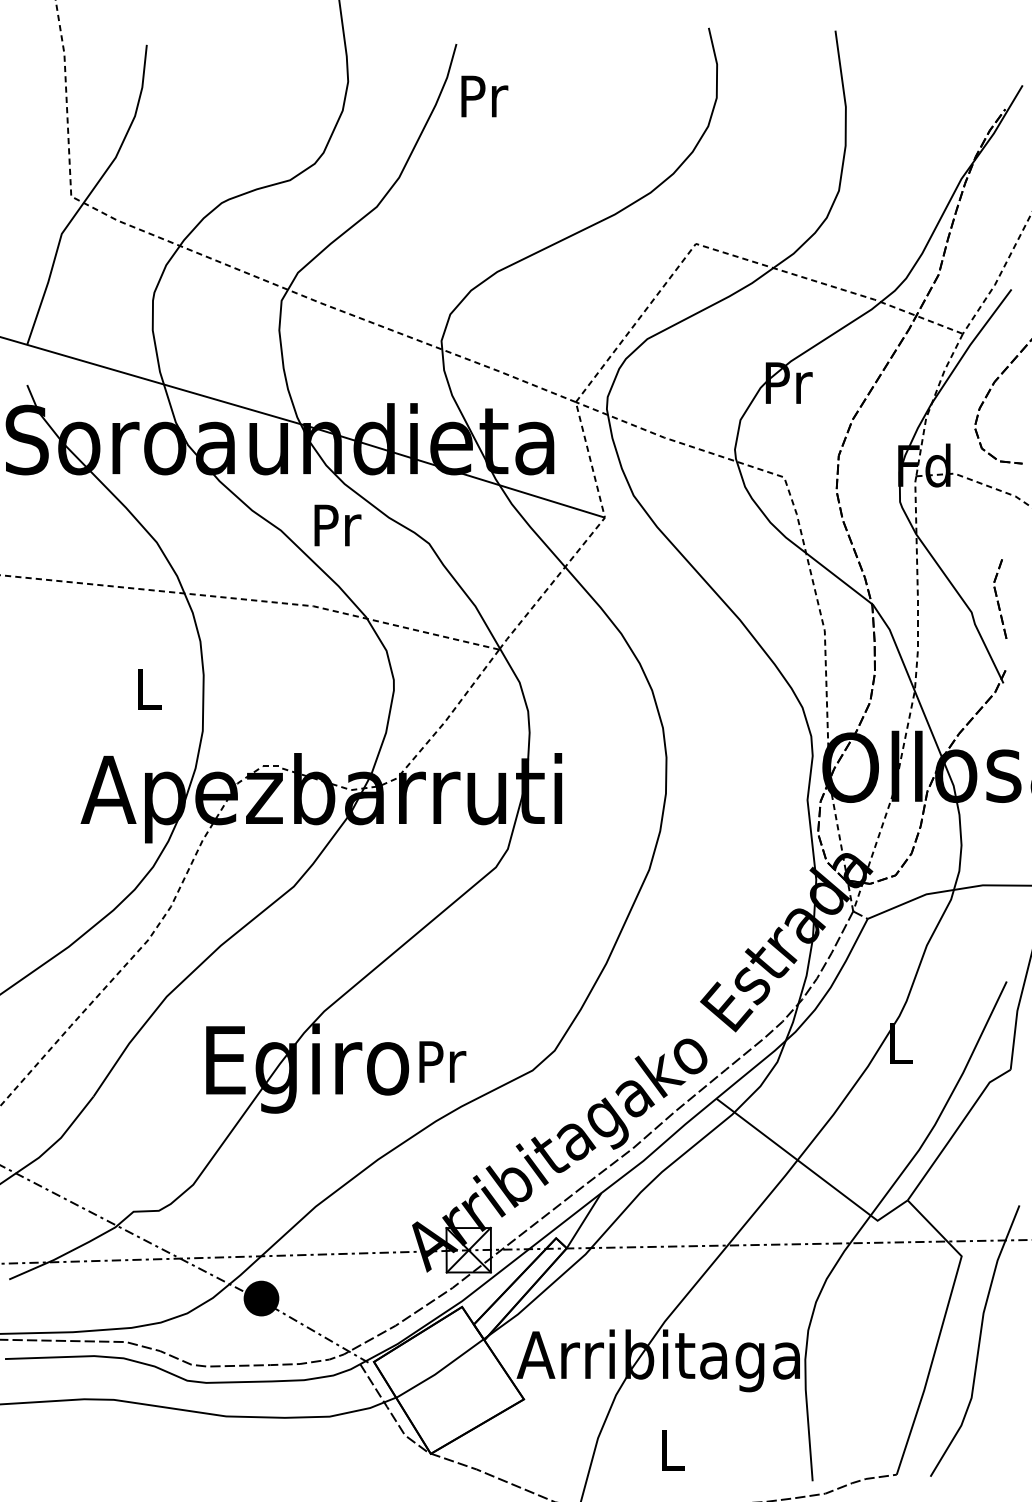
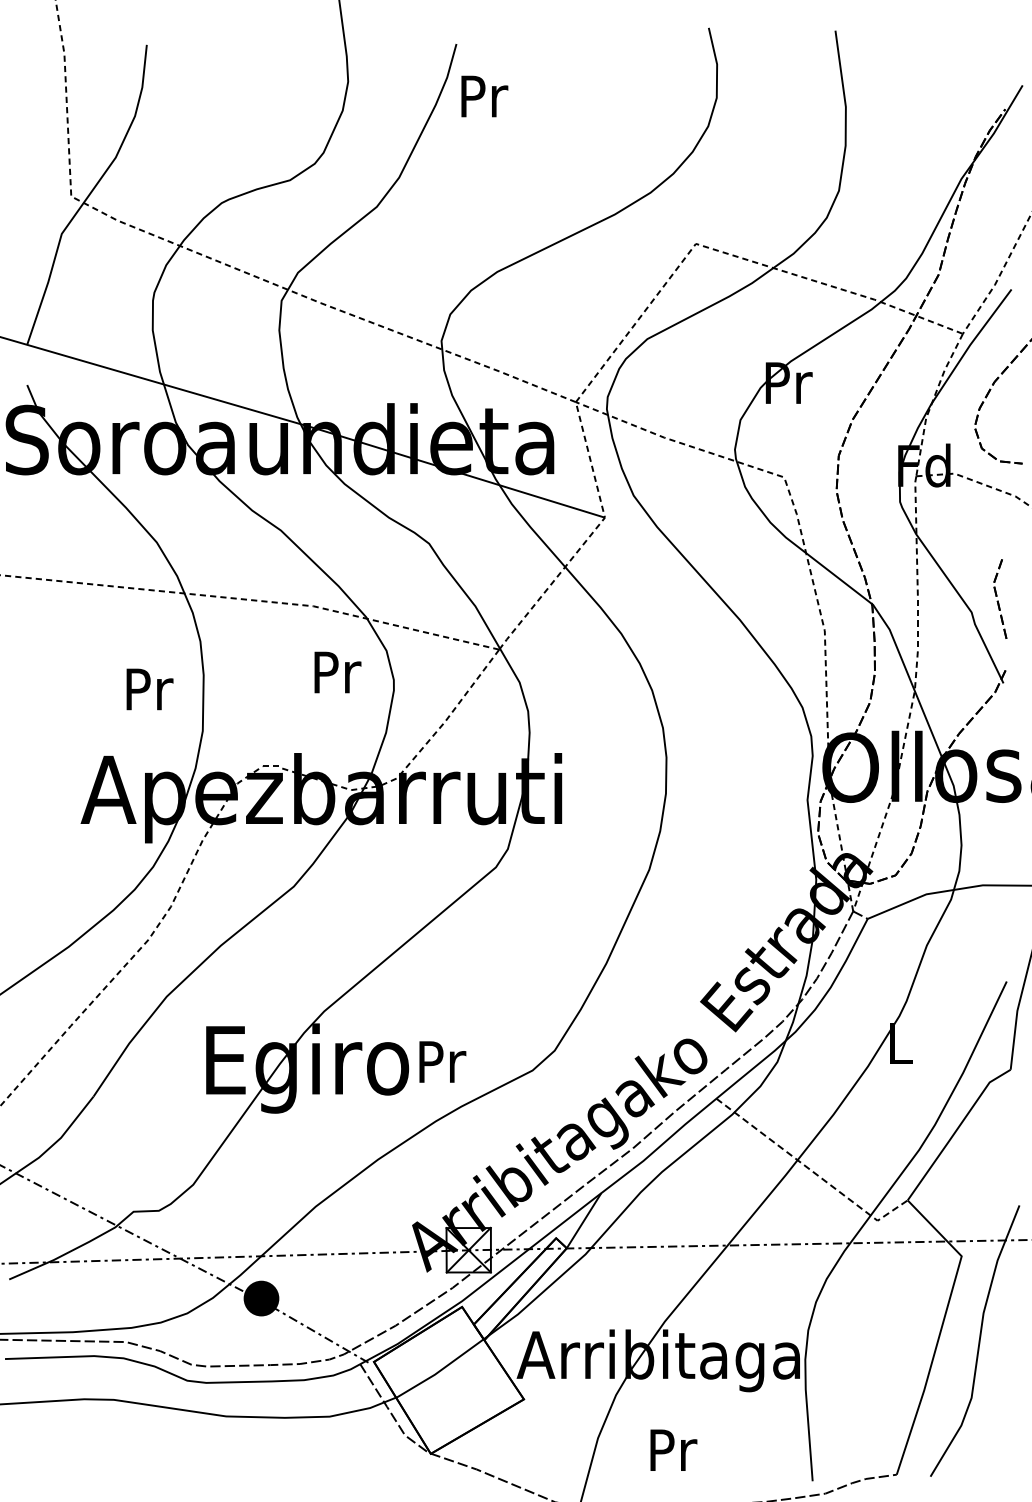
text position: (337, 525) -> (337, 672) (337, 672)
text: L -> Pr (149, 689)
line: solid -> dashed (812, 1171)
text: L -> Pr (673, 1449)
